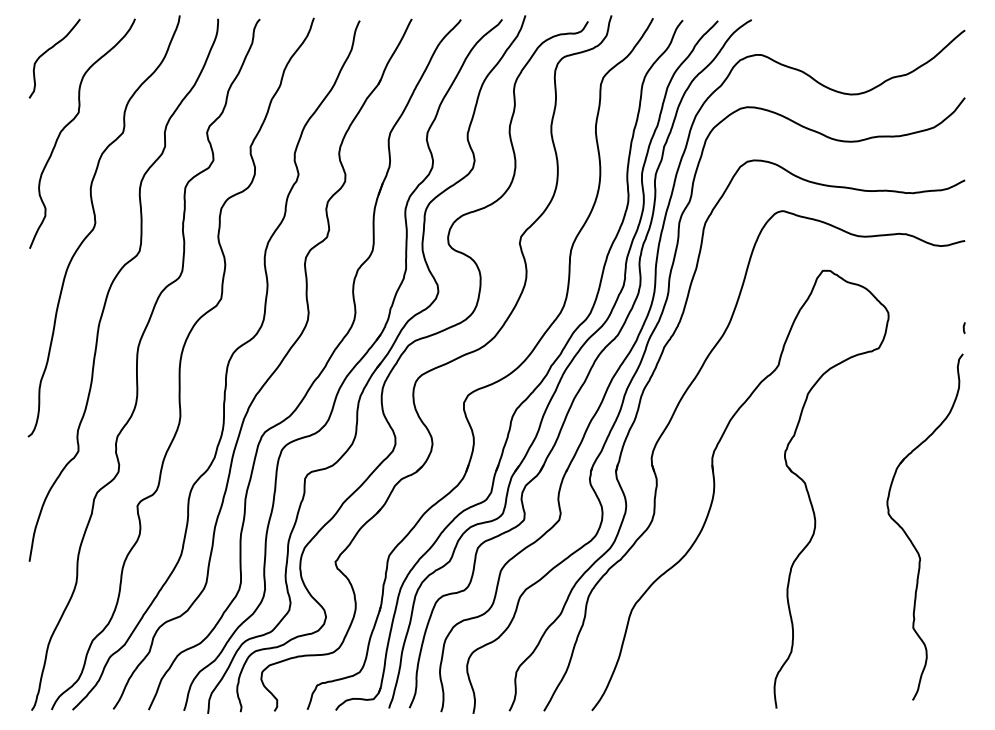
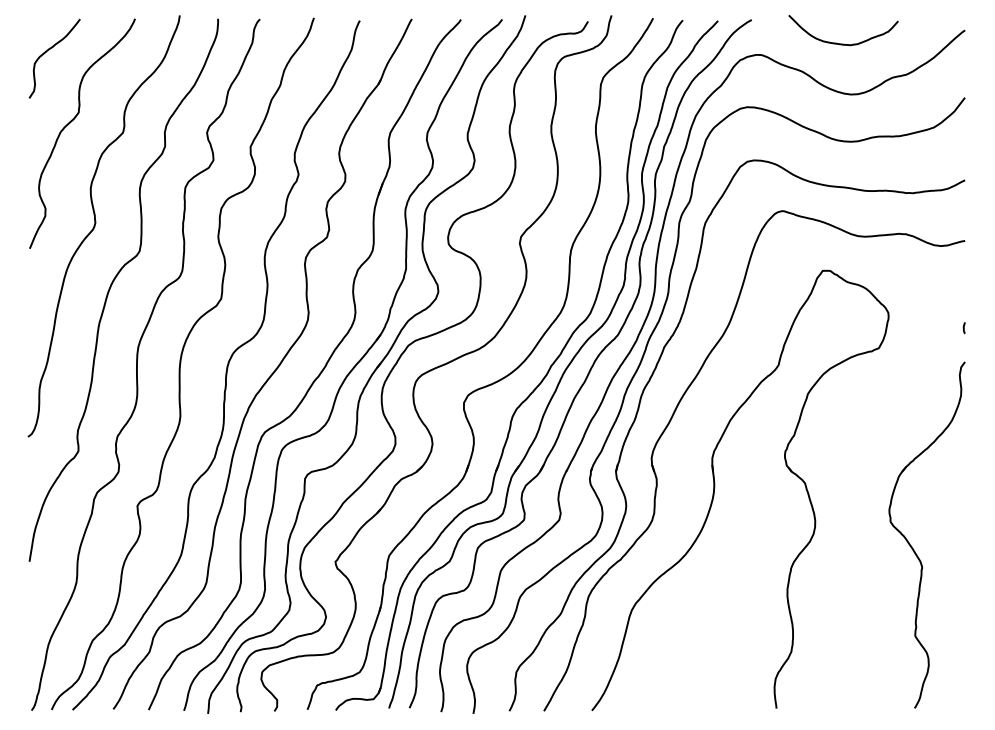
curve: none -> present (843, 43)
part position: (908, 535) -> (910, 543) (910, 543)
